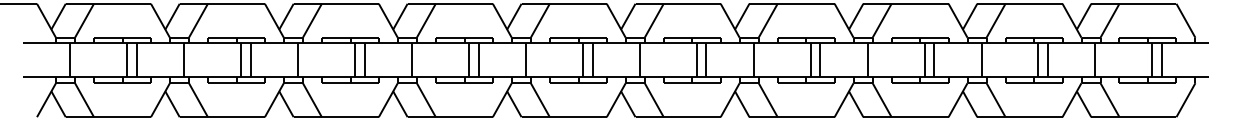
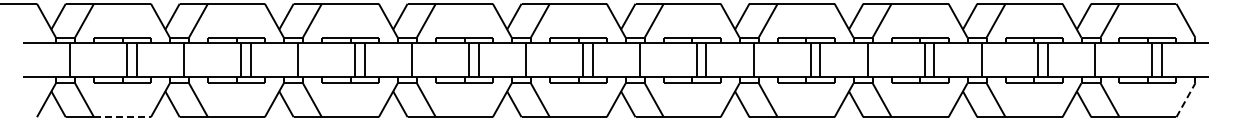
line: solid -> dashed (1186, 99)
line: solid -> dashed (123, 117)
